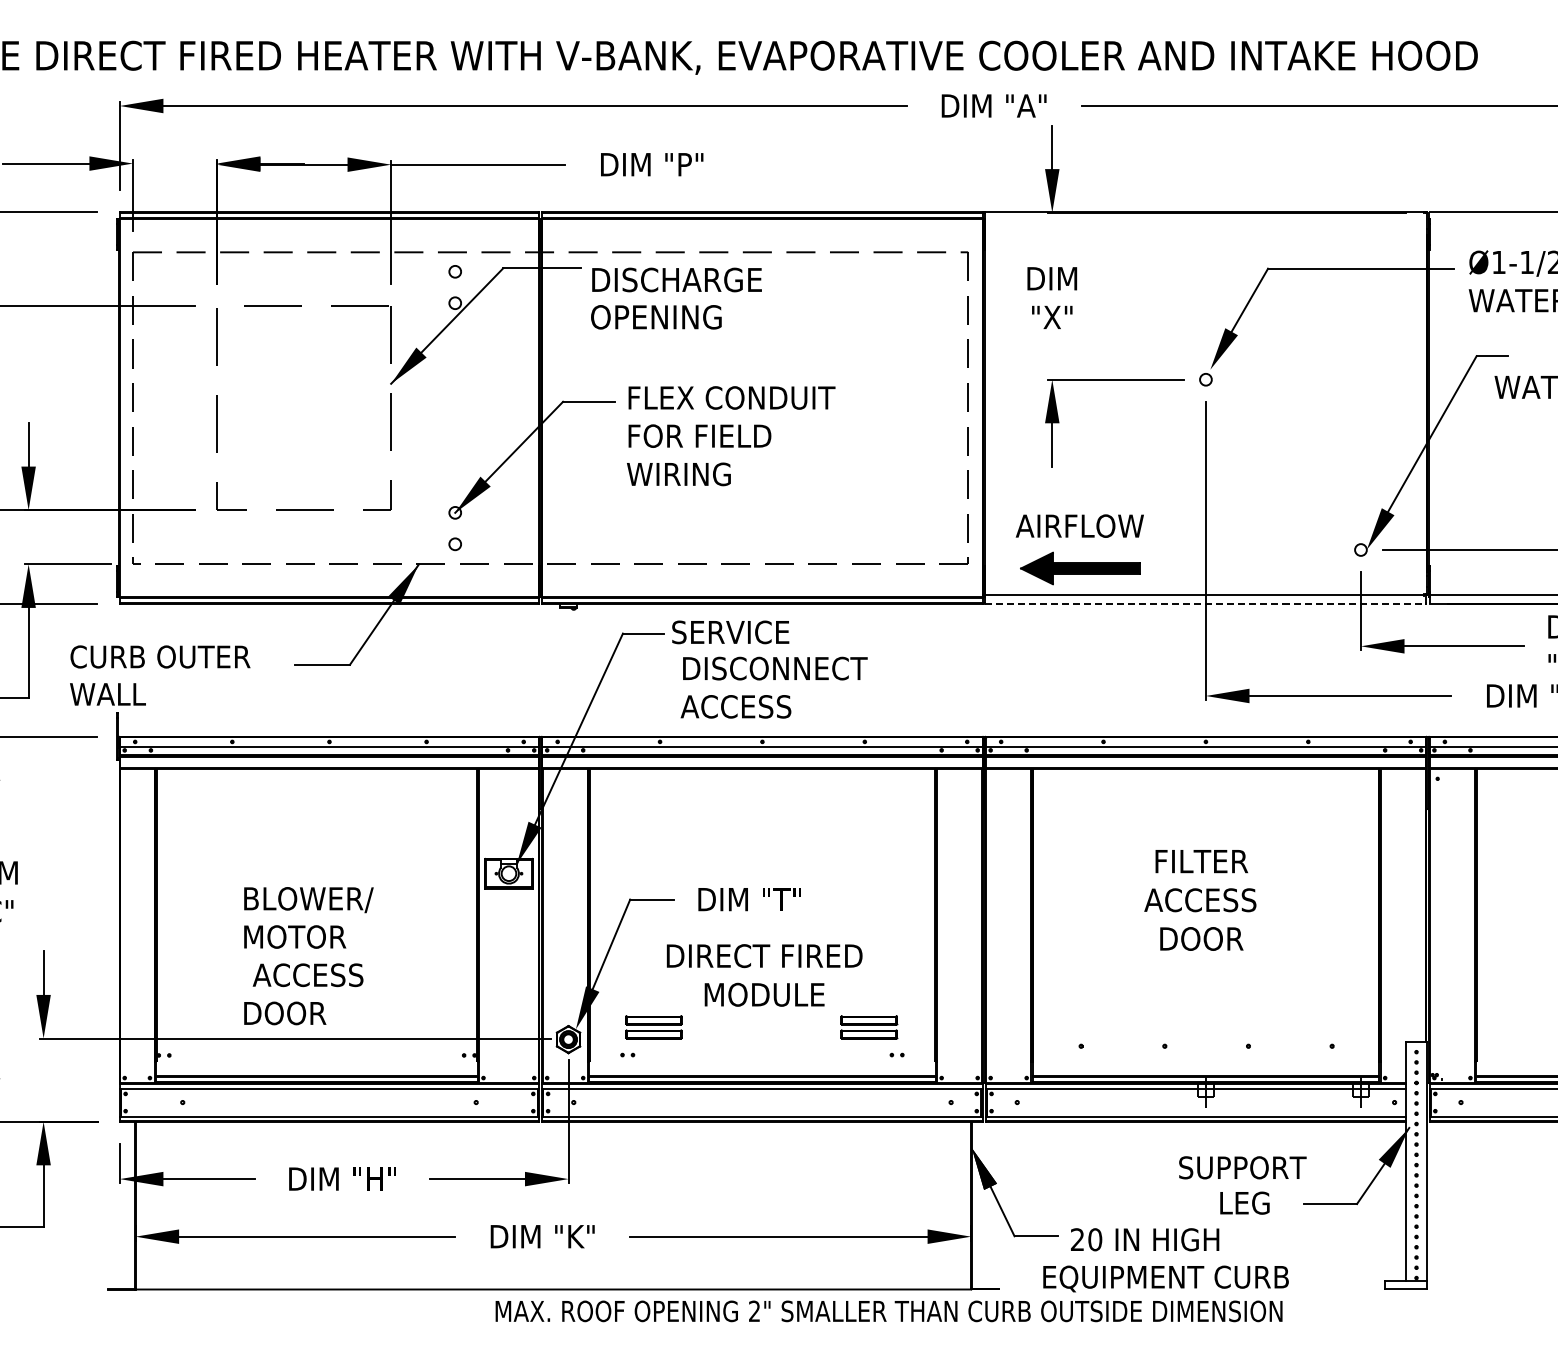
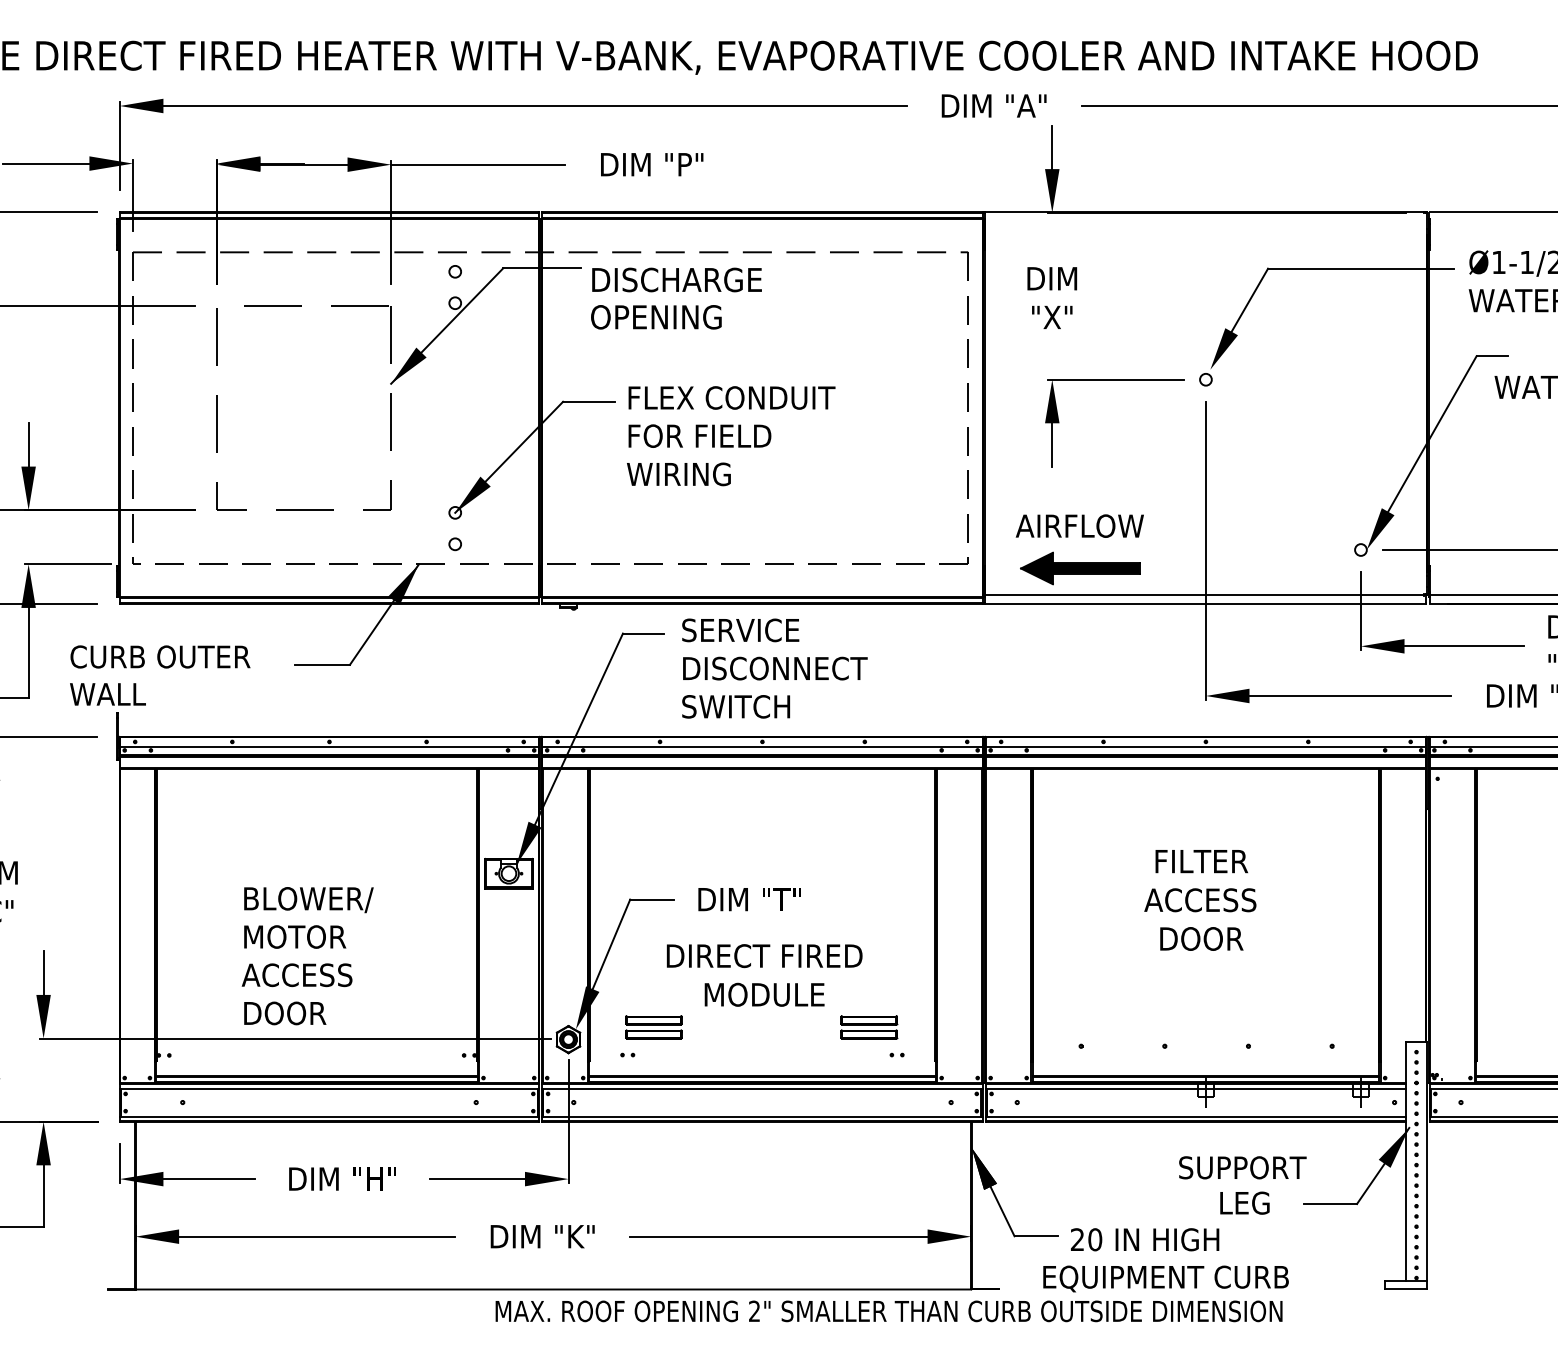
line: dashed -> solid (1206, 604)
text position: (730, 632) -> (740, 630) (740, 630)
text: ACCESS -> SWITCH (735, 706)
text position: (307, 975) -> (296, 975) (296, 975)
